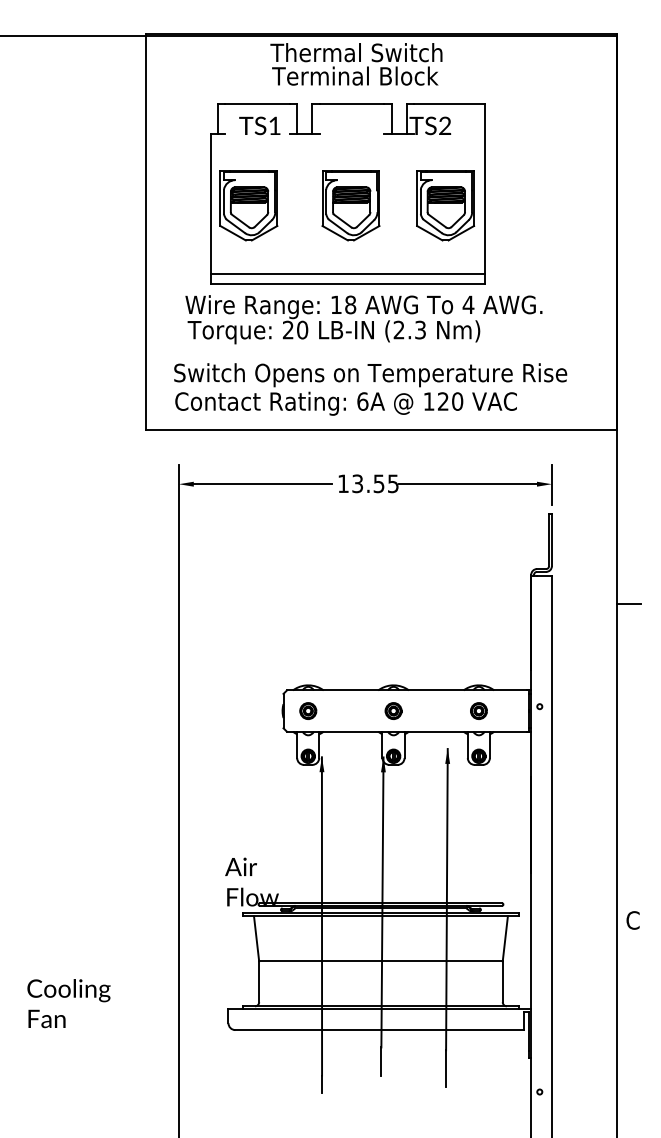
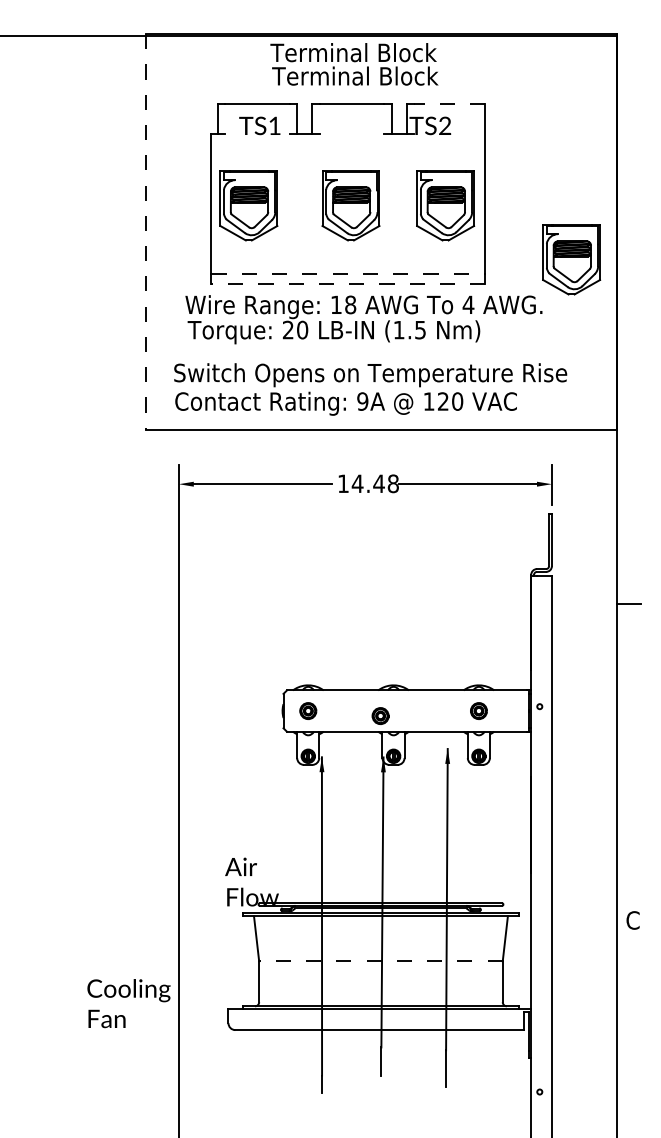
text: Thermal Switch -> Terminal Block (363, 52)
line: solid -> dashed (449, 104)
line: solid -> dashed (145, 231)
part: none -> present (571, 259)
line: solid -> dashed (348, 273)
line: solid -> dashed (347, 284)
text: (2.3 -> (1.5 (409, 329)
text: 6A -> 9A (362, 401)
text: 13.55 -> 14.48 (374, 483)
part position: (393, 710) -> (380, 715) (380, 715)
line: solid -> dashed (380, 961)
text position: (68, 1003) -> (128, 1003) (128, 1003)
